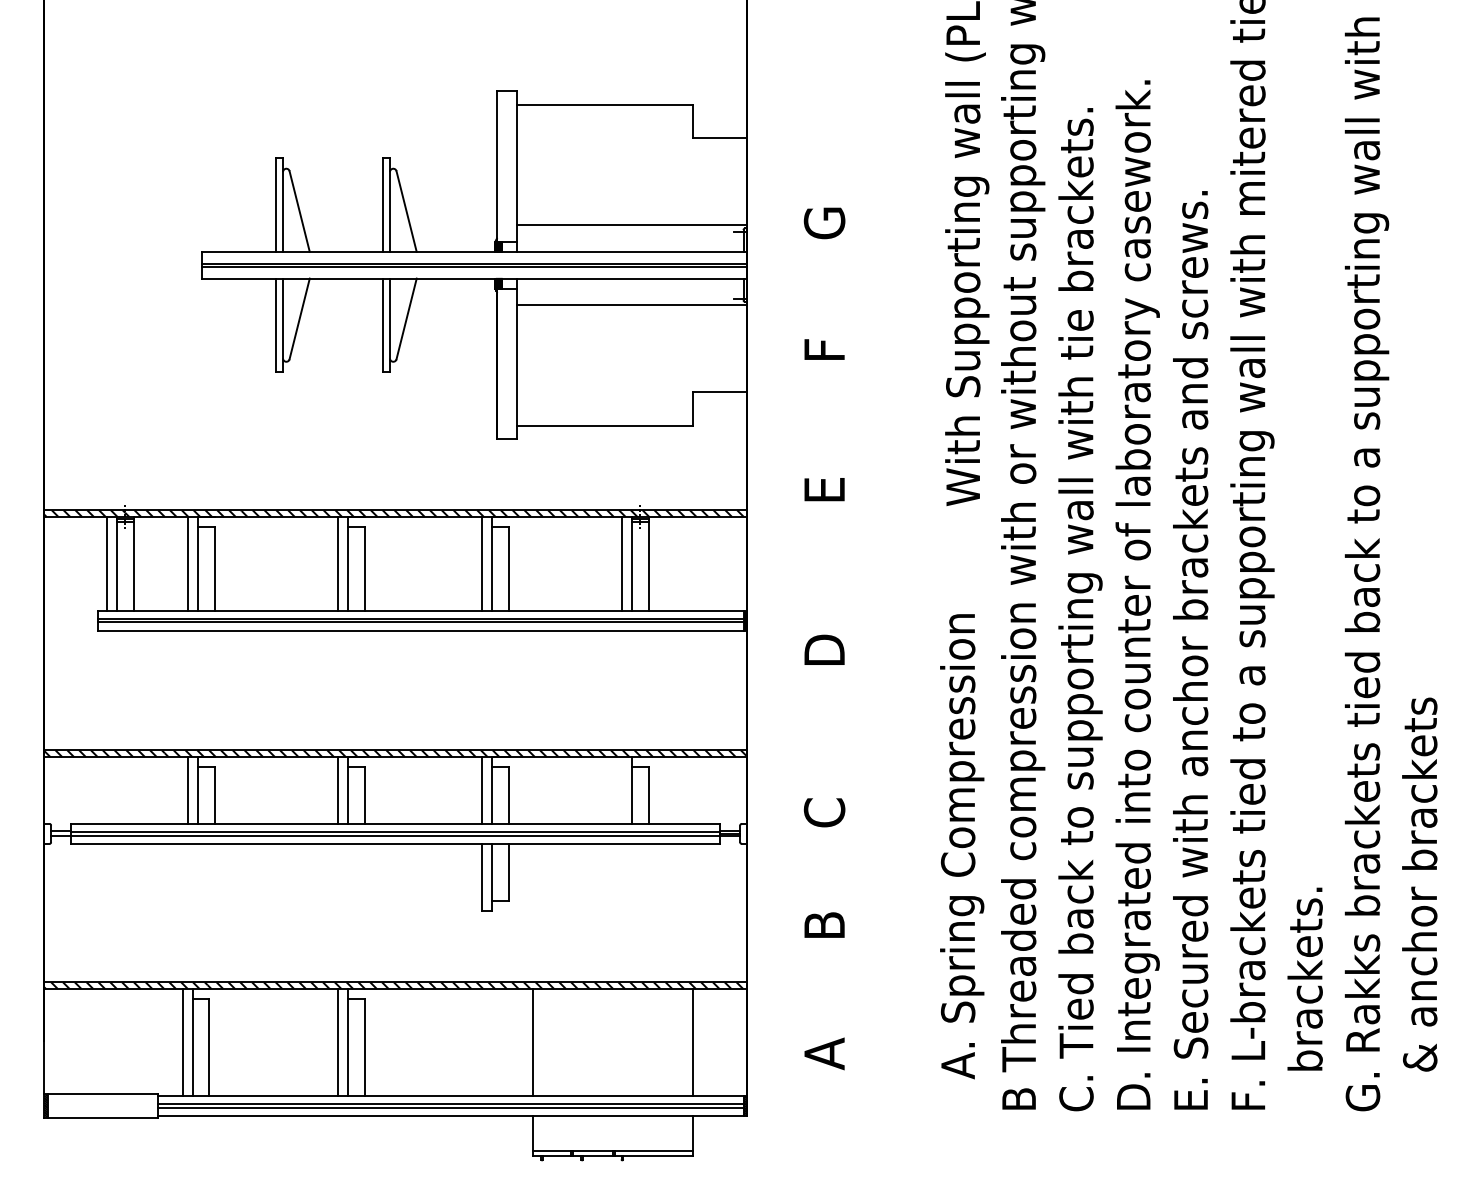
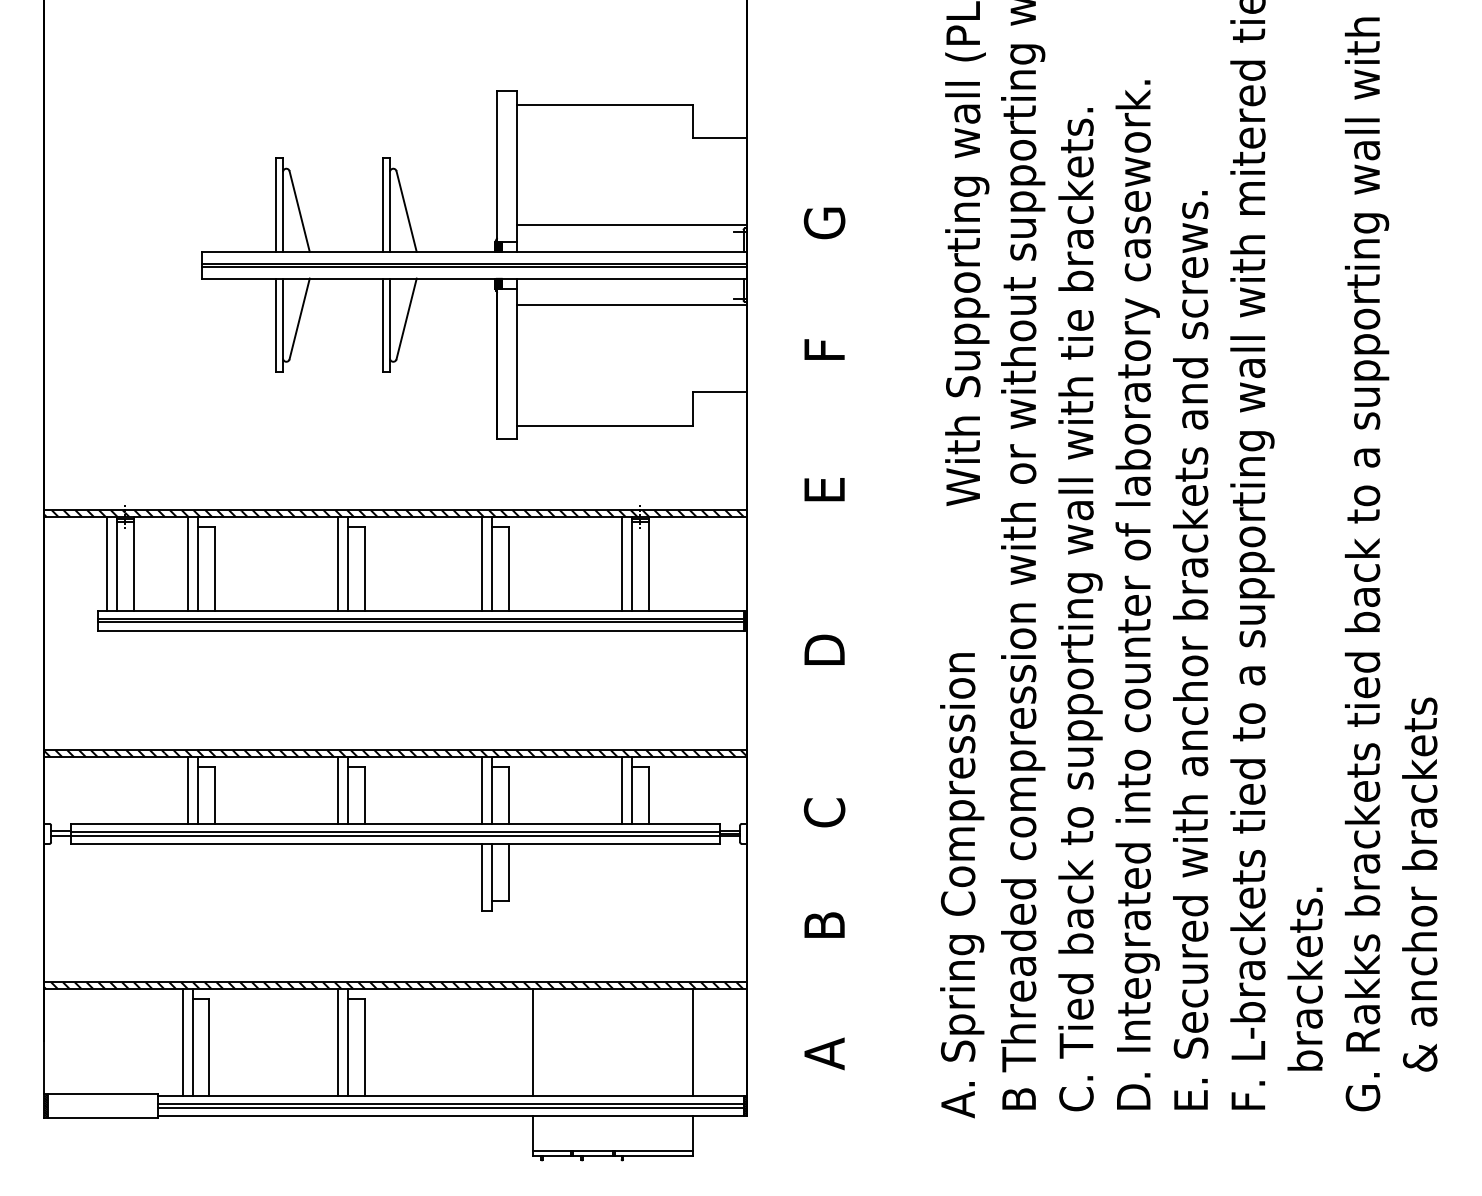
line: none -> present (622, 790)
text position: (962, 846) -> (962, 885) (962, 885)
